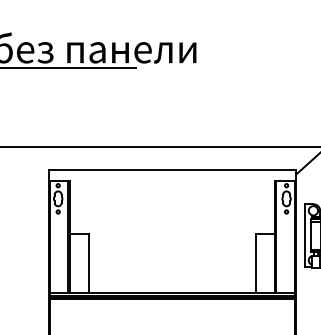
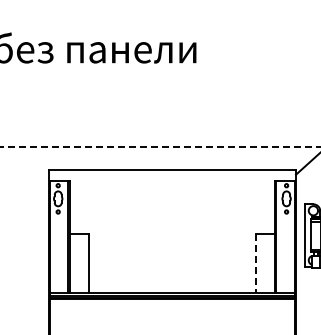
line: present -> none (68, 67)
line: solid -> dashed (160, 147)
line: solid -> dashed (255, 264)
